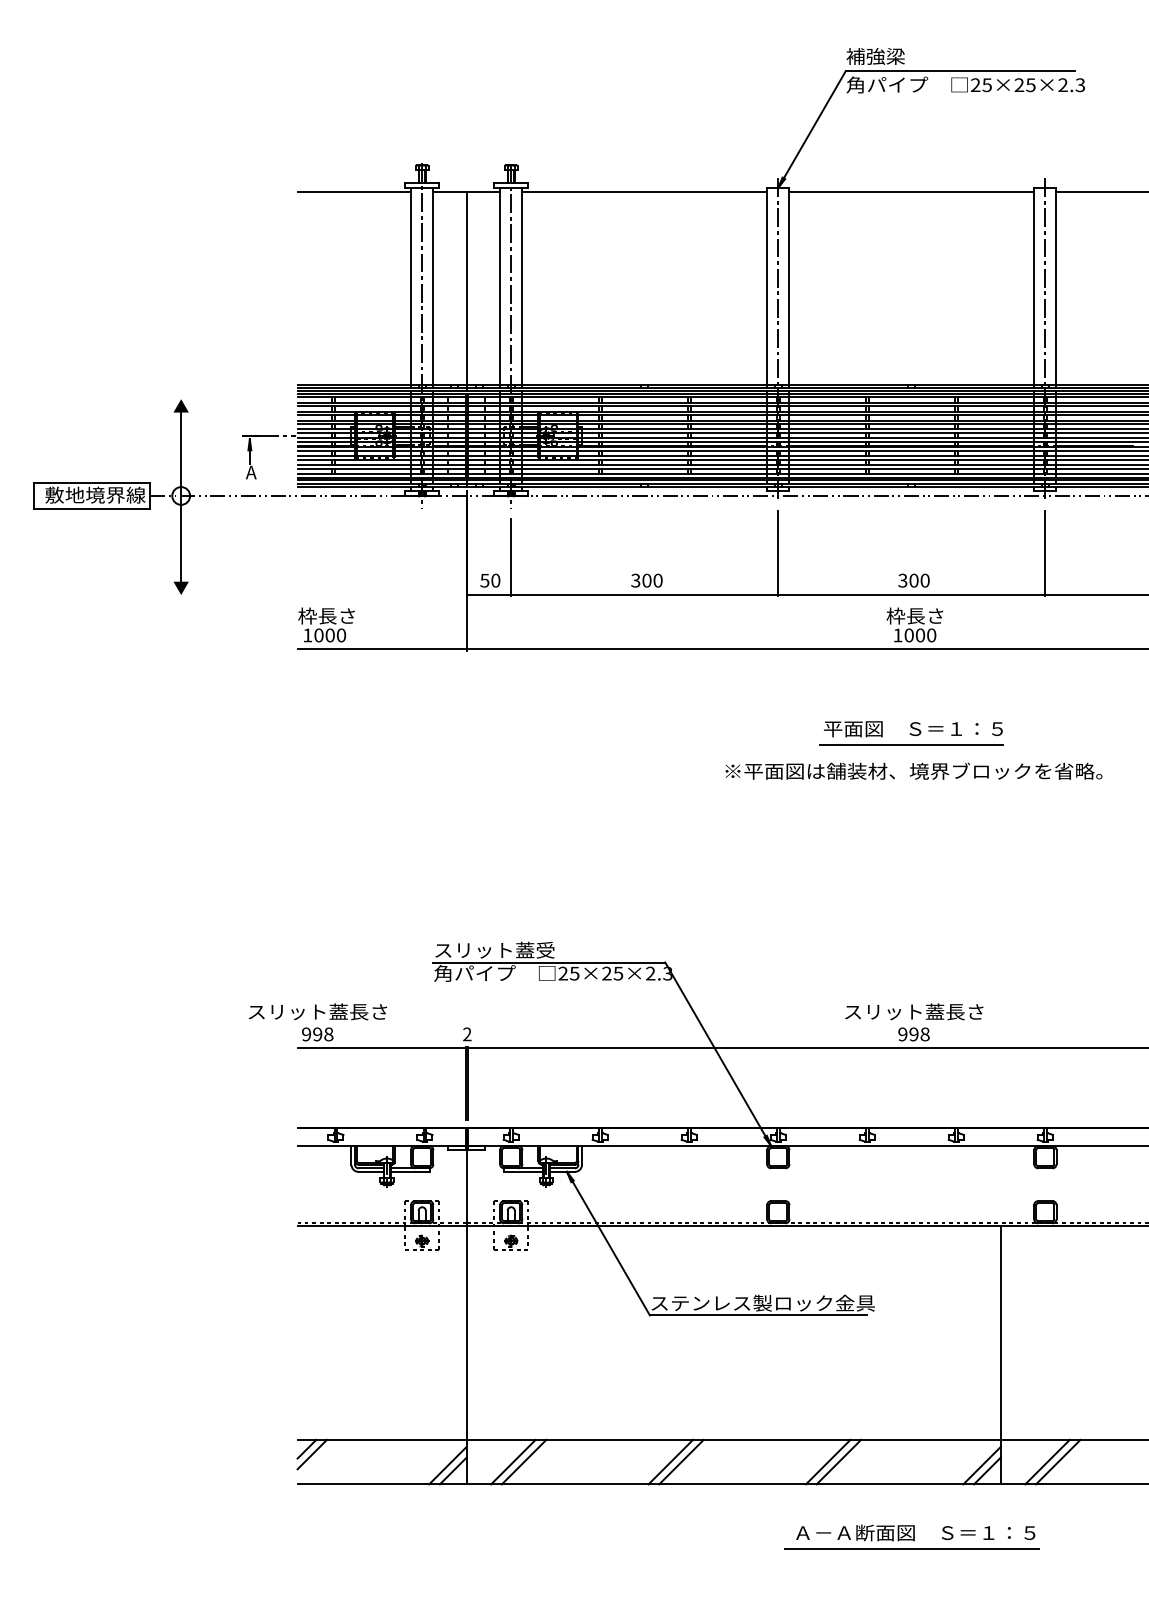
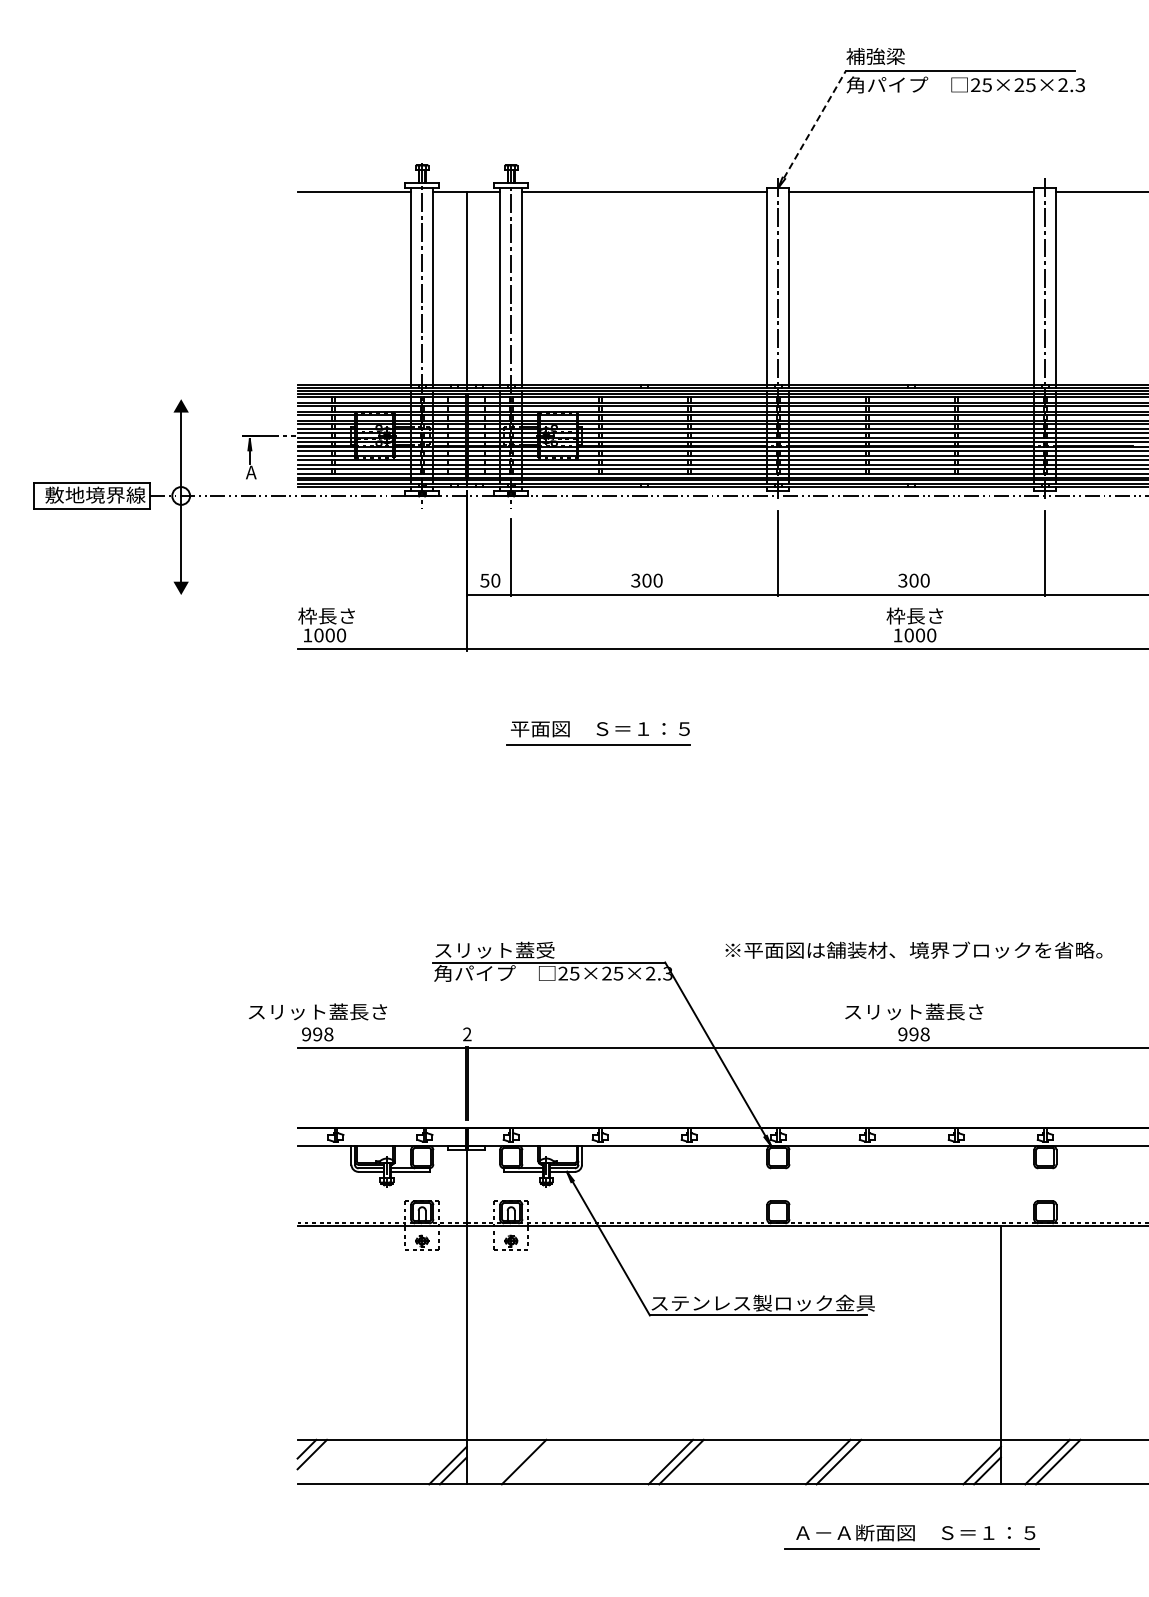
line: solid -> dashed (812, 129)
part position: (911, 733) -> (598, 733) (598, 733)
text position: (913, 770) -> (913, 949) (913, 949)
line: present -> none (513, 1461)
